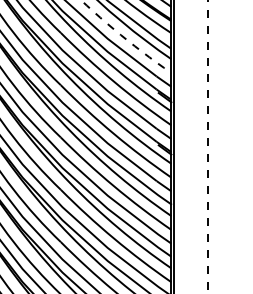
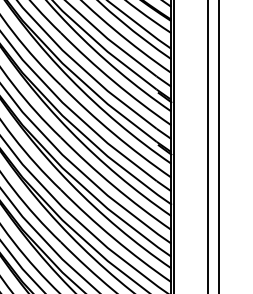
arc: dashed -> solid (124, 38)
line: none -> present (218, 146)
line: dashed -> solid (207, 147)
